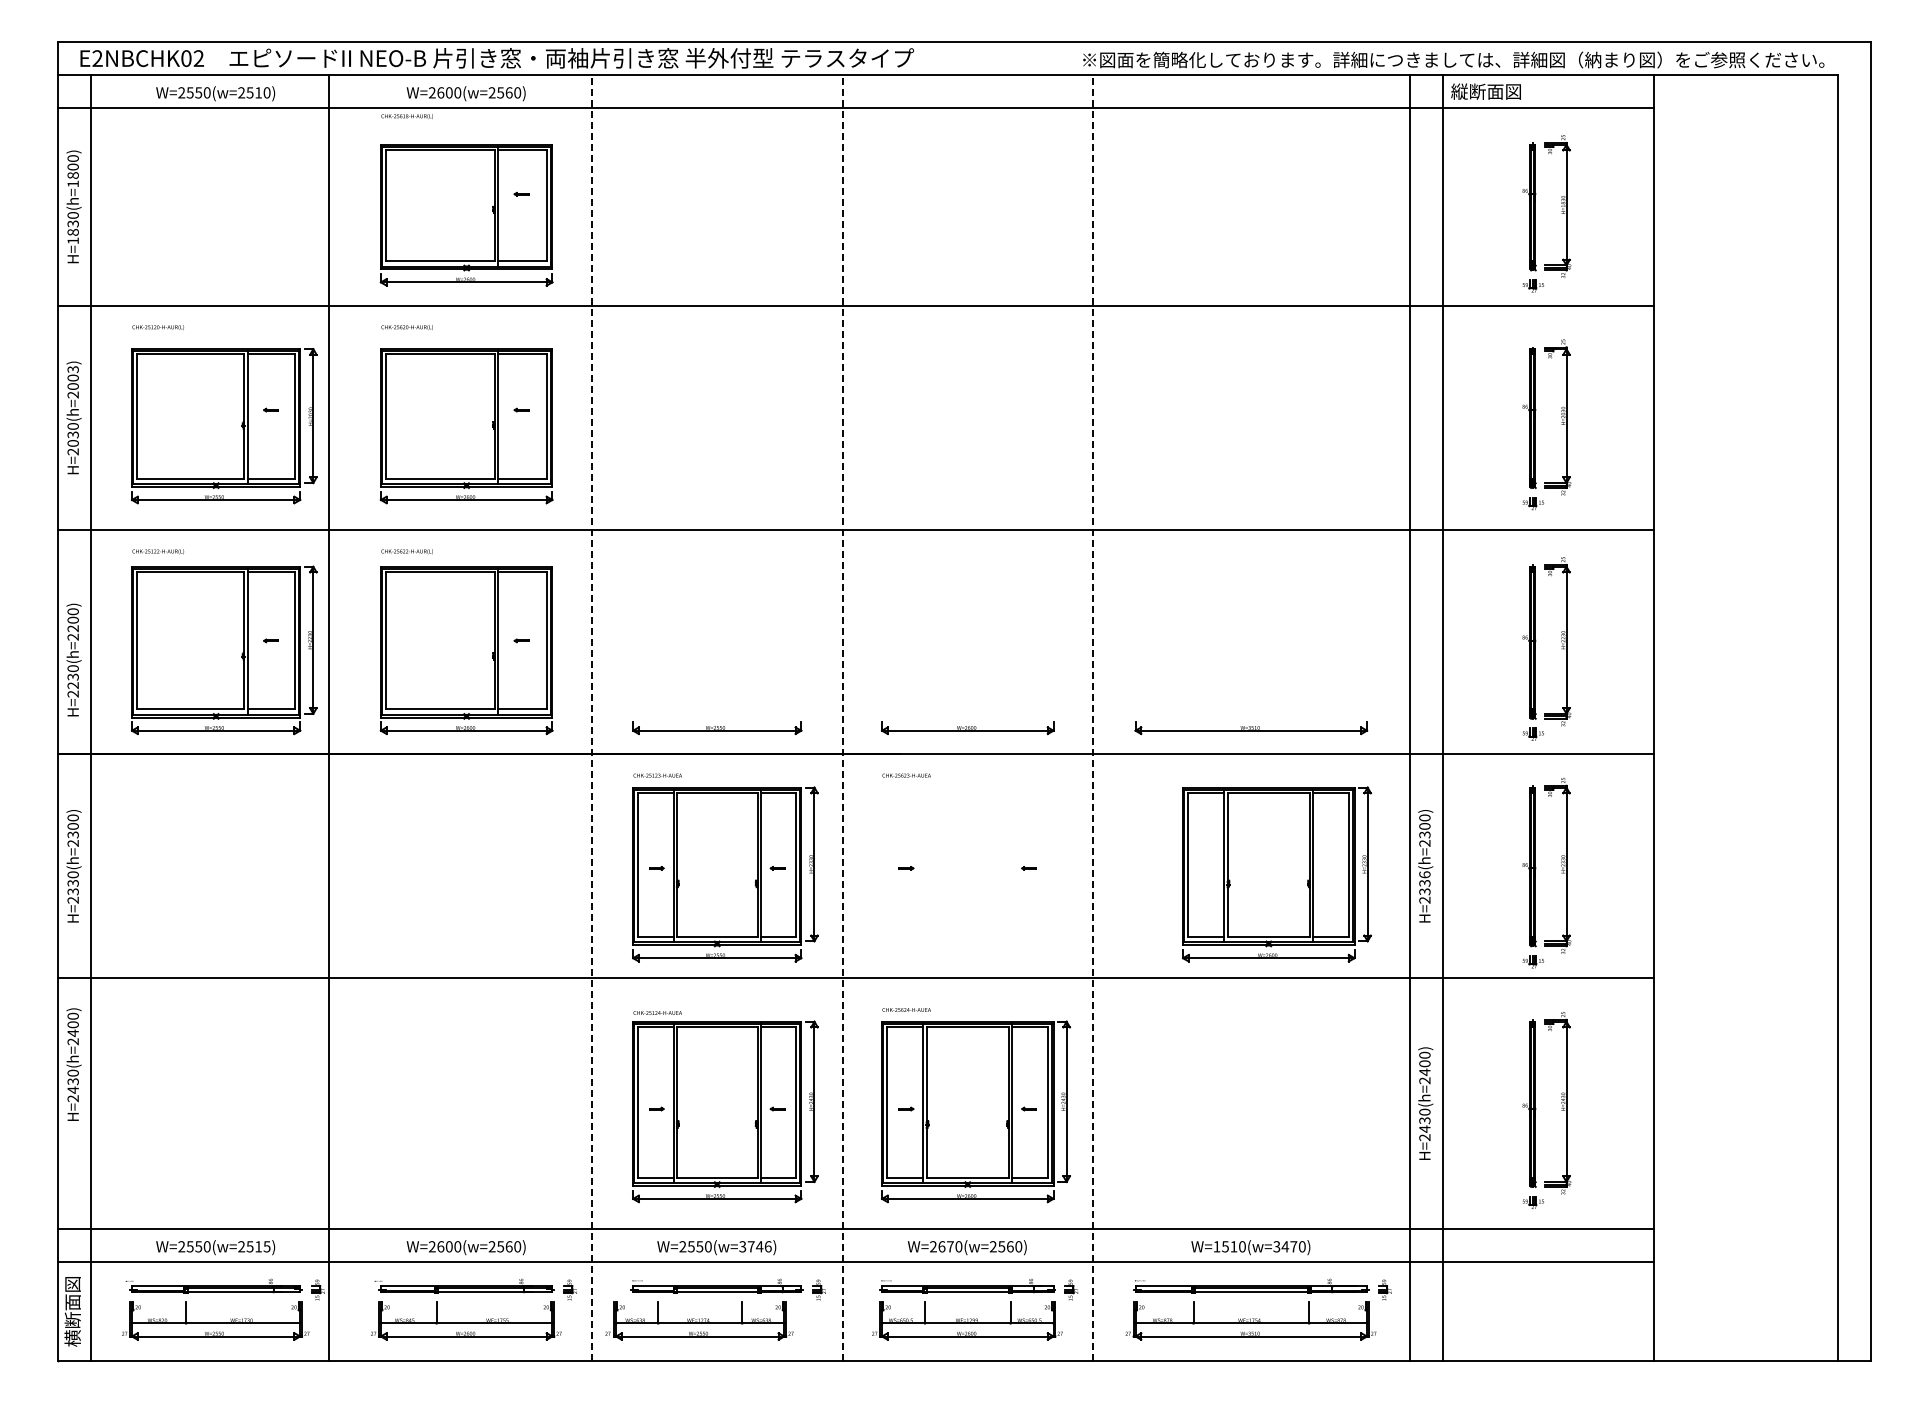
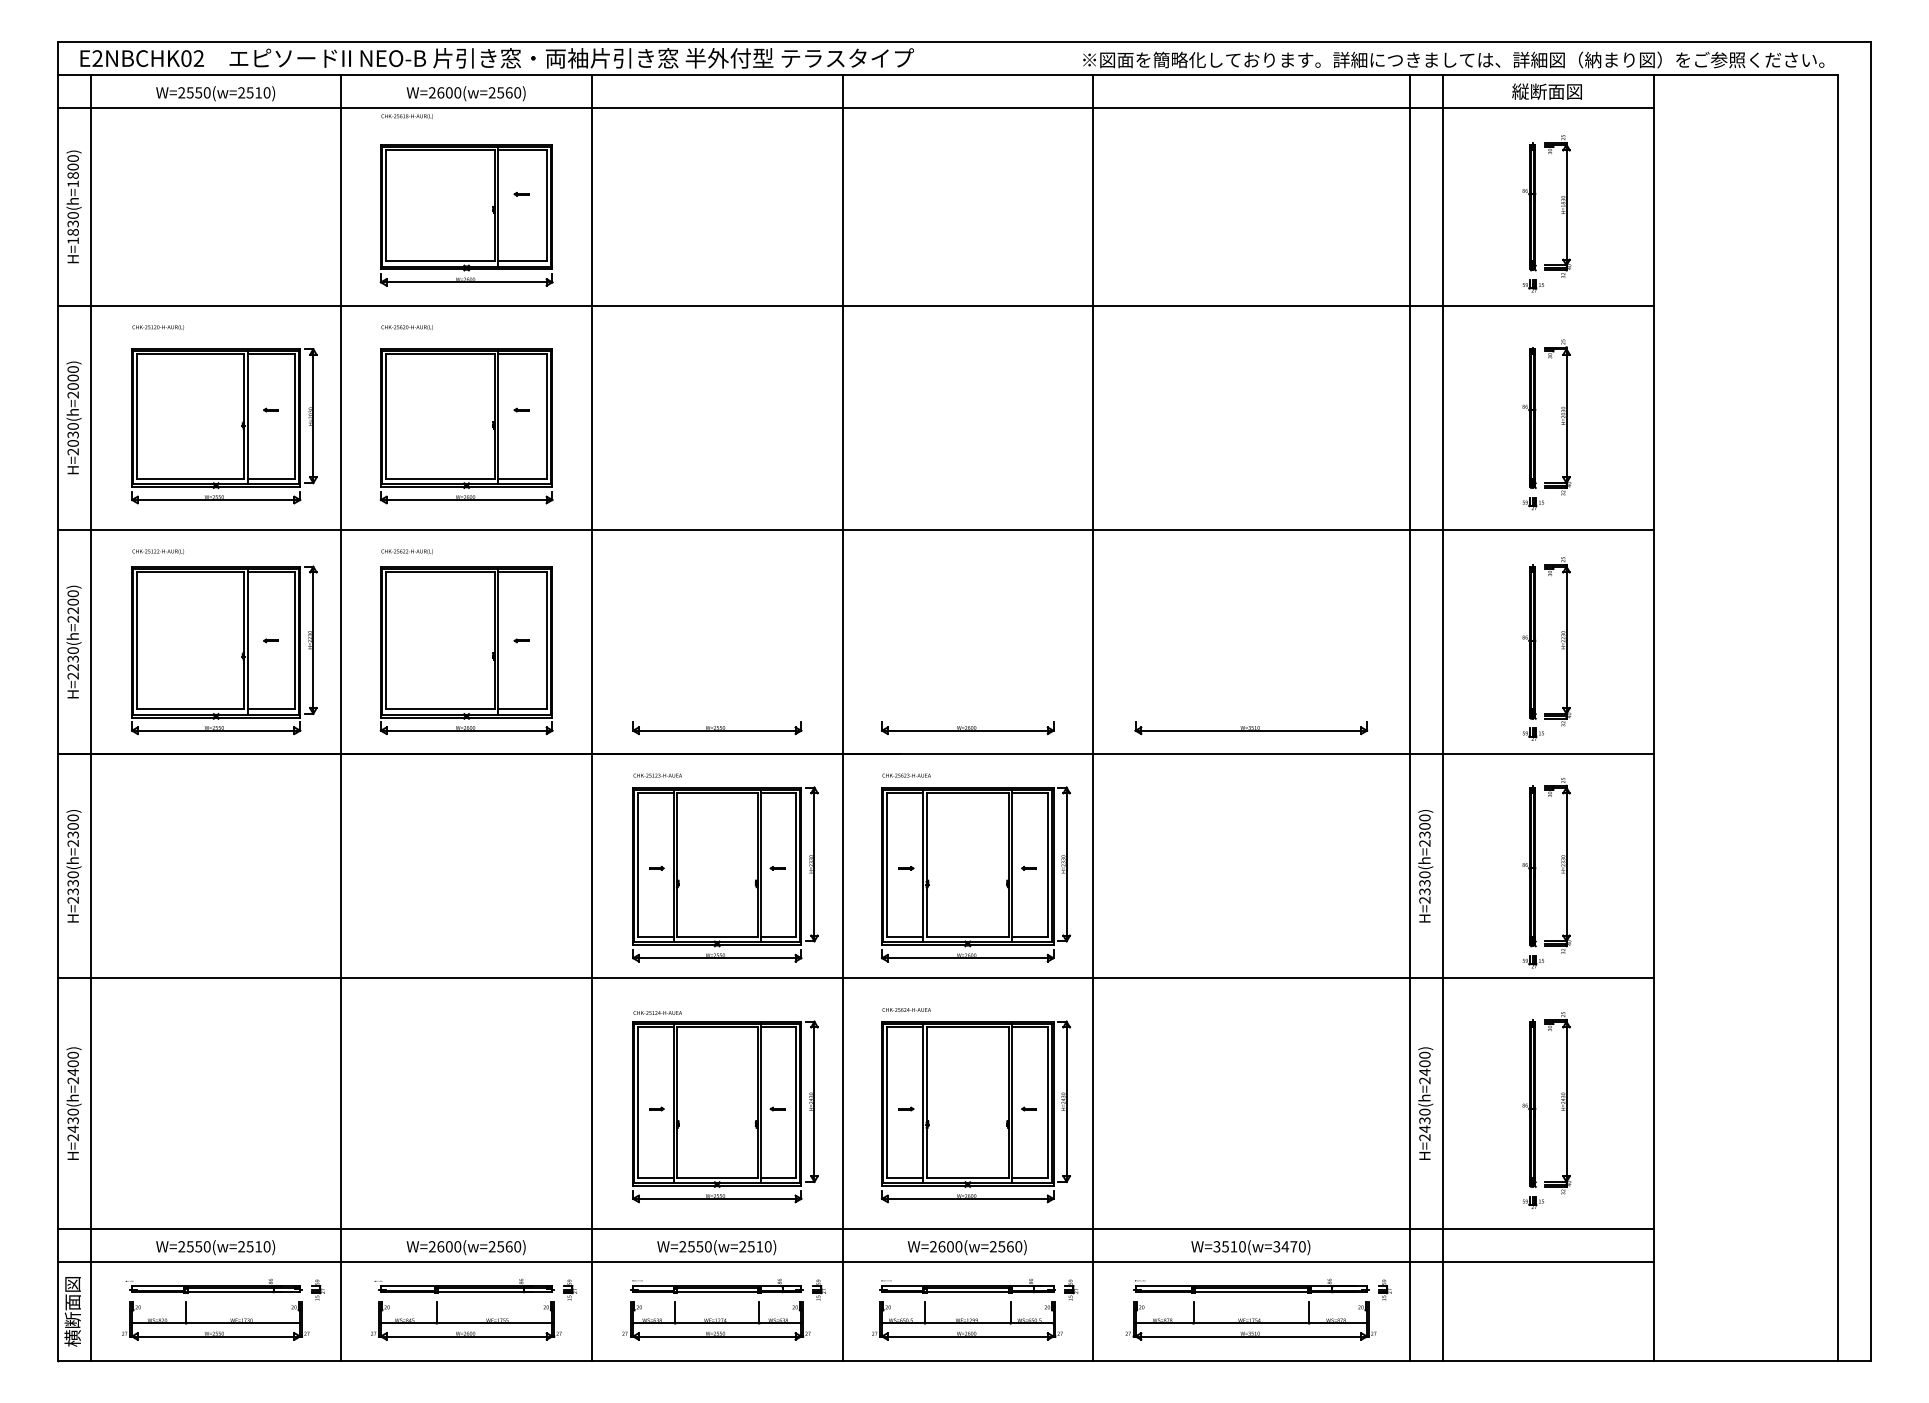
text position: (1485, 91) -> (1546, 91) (1546, 91)
text: H=2030(h=2003) -> H=2030(h=2000) (72, 369)
text position: (73, 659) -> (73, 641) (73, 641)
line position: (329, 717) -> (341, 717) (341, 717)
line: dashed -> solid (591, 717)
line: dashed -> solid (842, 717)
line: dashed -> solid (1093, 717)
part position: (1276, 874) -> (975, 874) (975, 874)
text: H=2336(h=2300) -> H=2330(h=2300) (1424, 874)
text position: (73, 1064) -> (73, 1103) (73, 1103)
text: W=2550(w=2515) -> W=2550(w=2510) (266, 1246)
text: W=2550(w=3746) -> W=2550(w=2510) (755, 1246)
text: W=2670(w=2560) -> W=2600(w=2560) (950, 1246)
text: W=1510(w=3470) -> W=3510(w=3470) (1216, 1246)
part position: (699, 1320) -> (716, 1320) (716, 1320)
